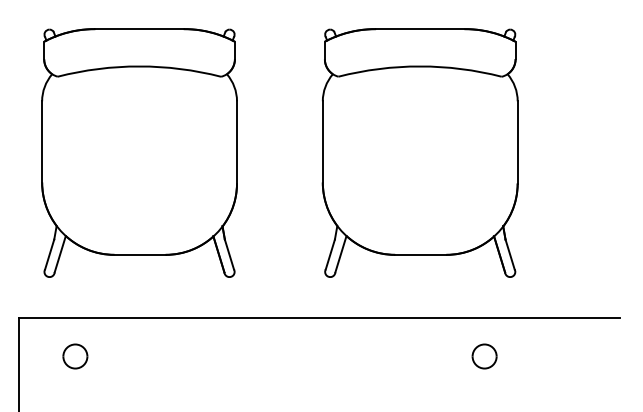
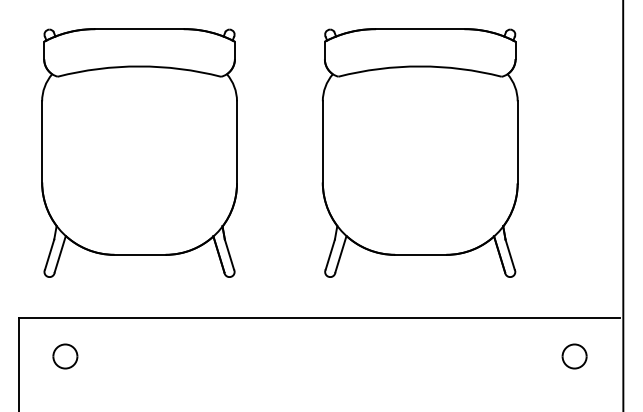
line: none -> present (623, 205)
part position: (75, 356) -> (65, 356) (65, 356)
part position: (484, 356) -> (574, 356) (574, 356)
